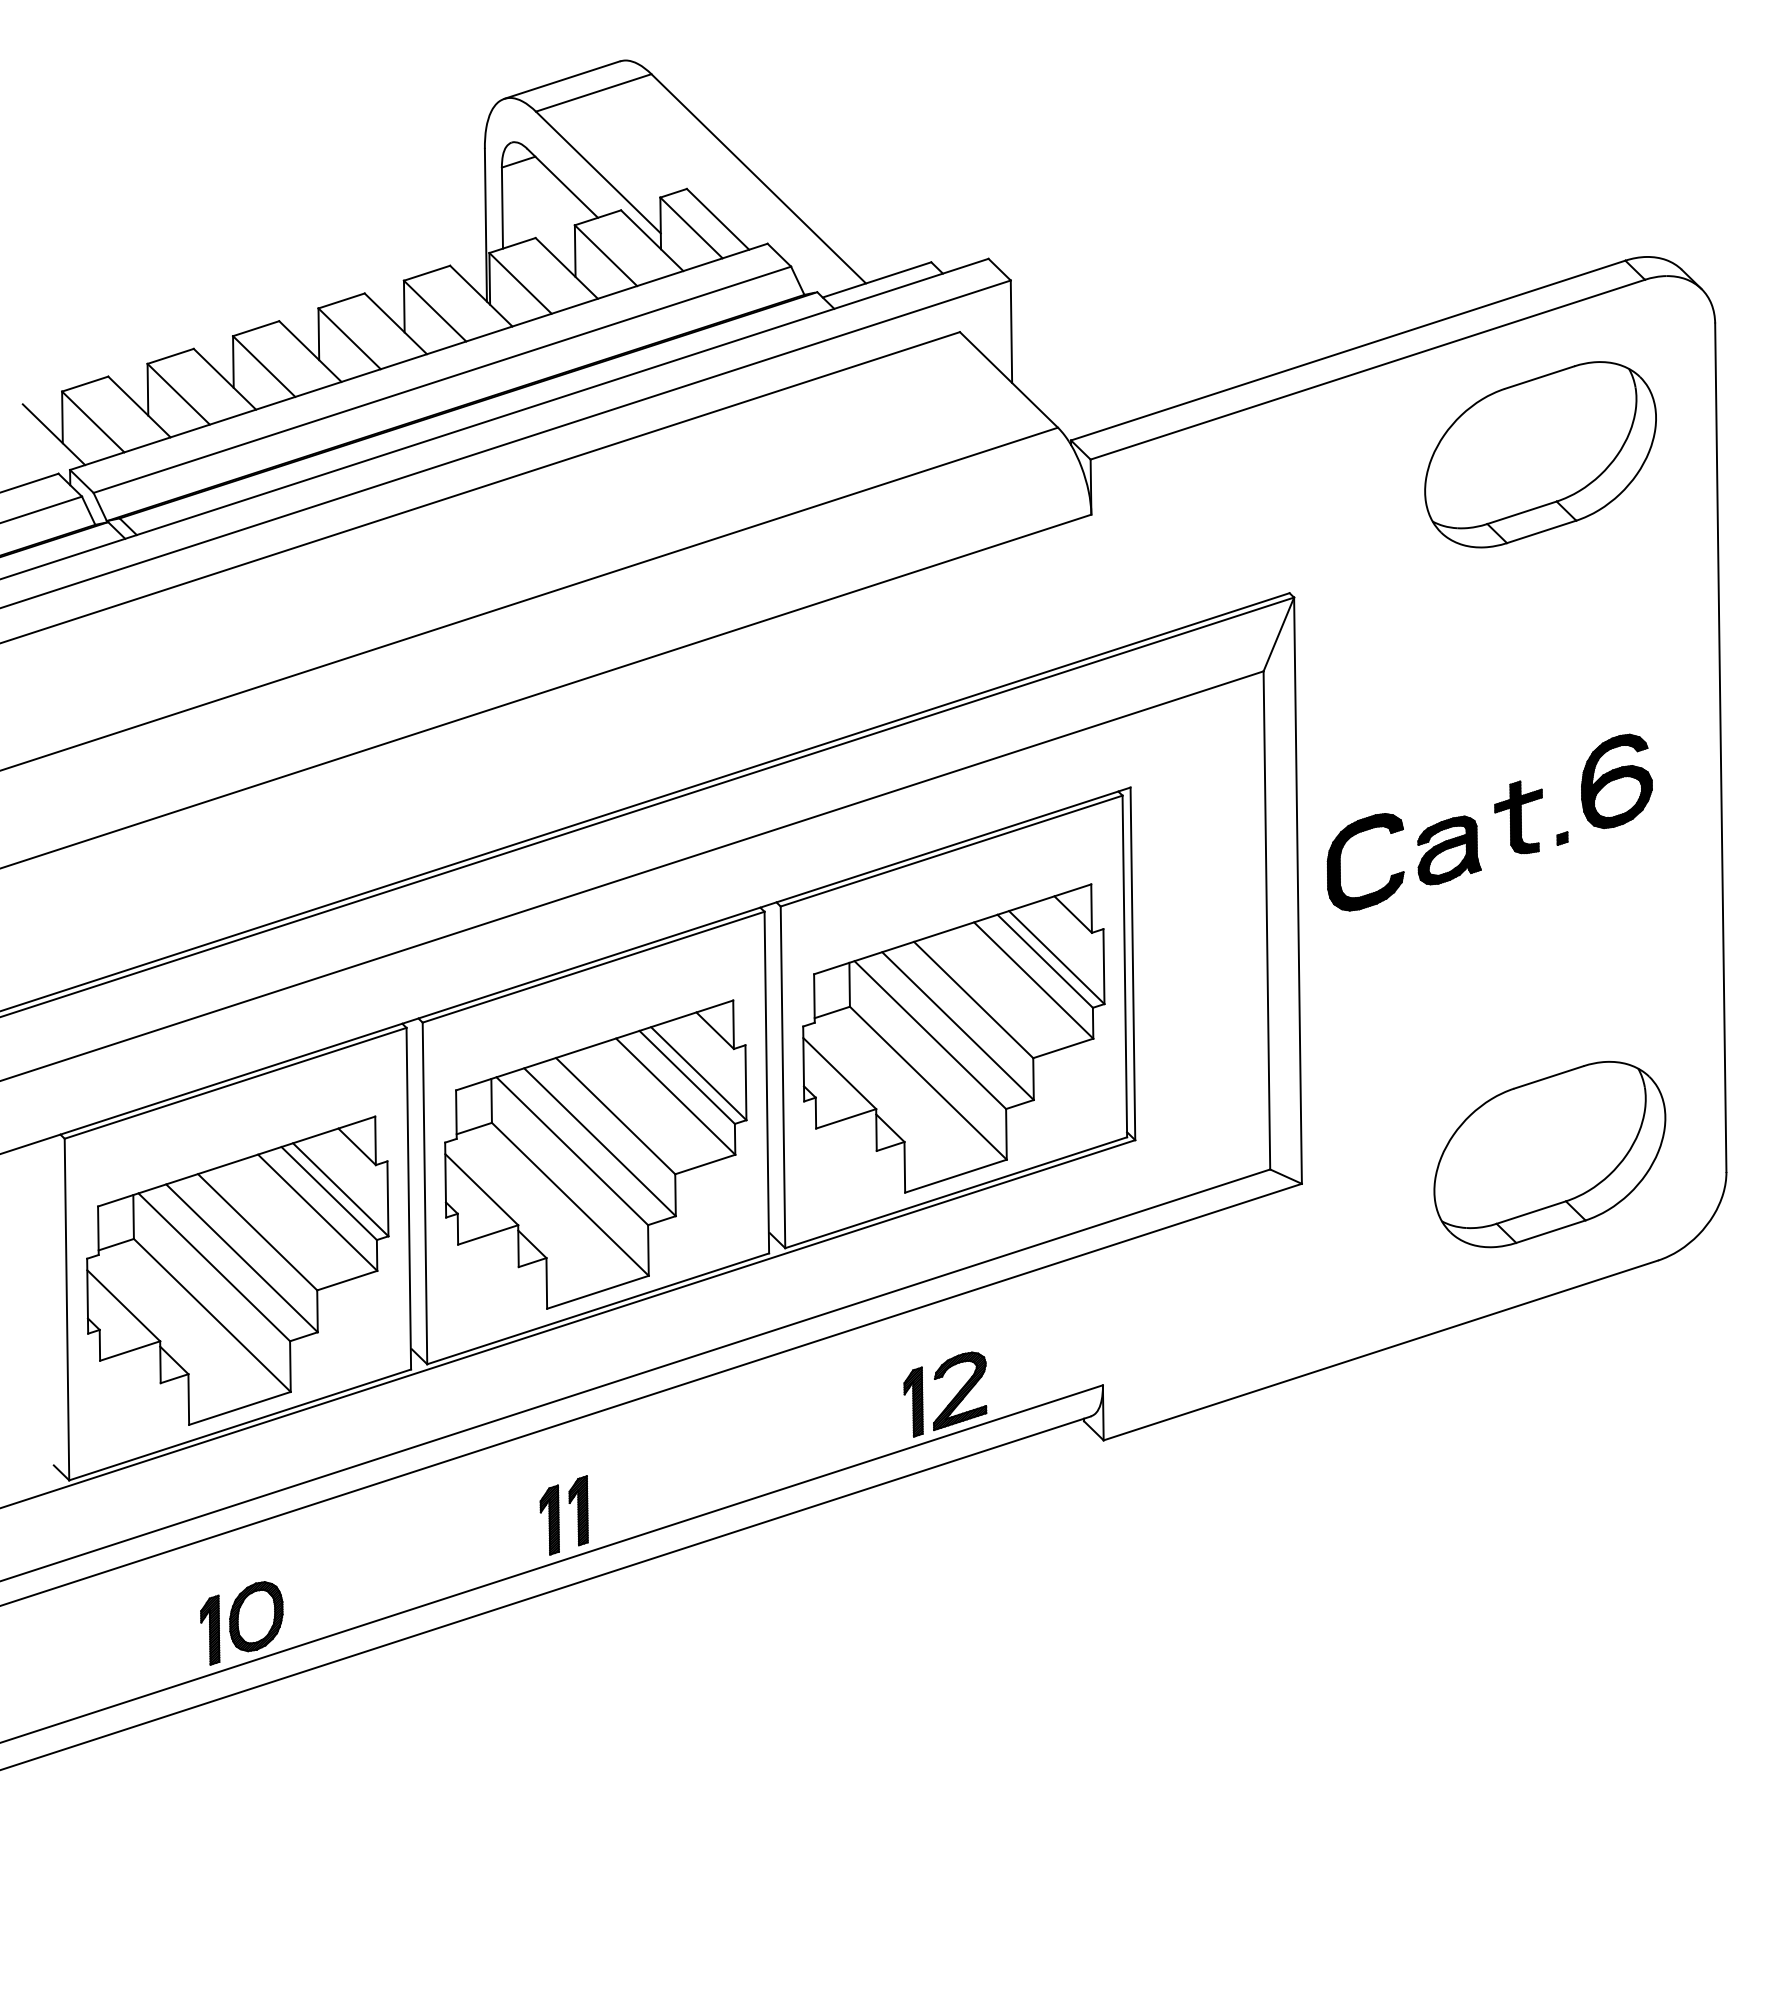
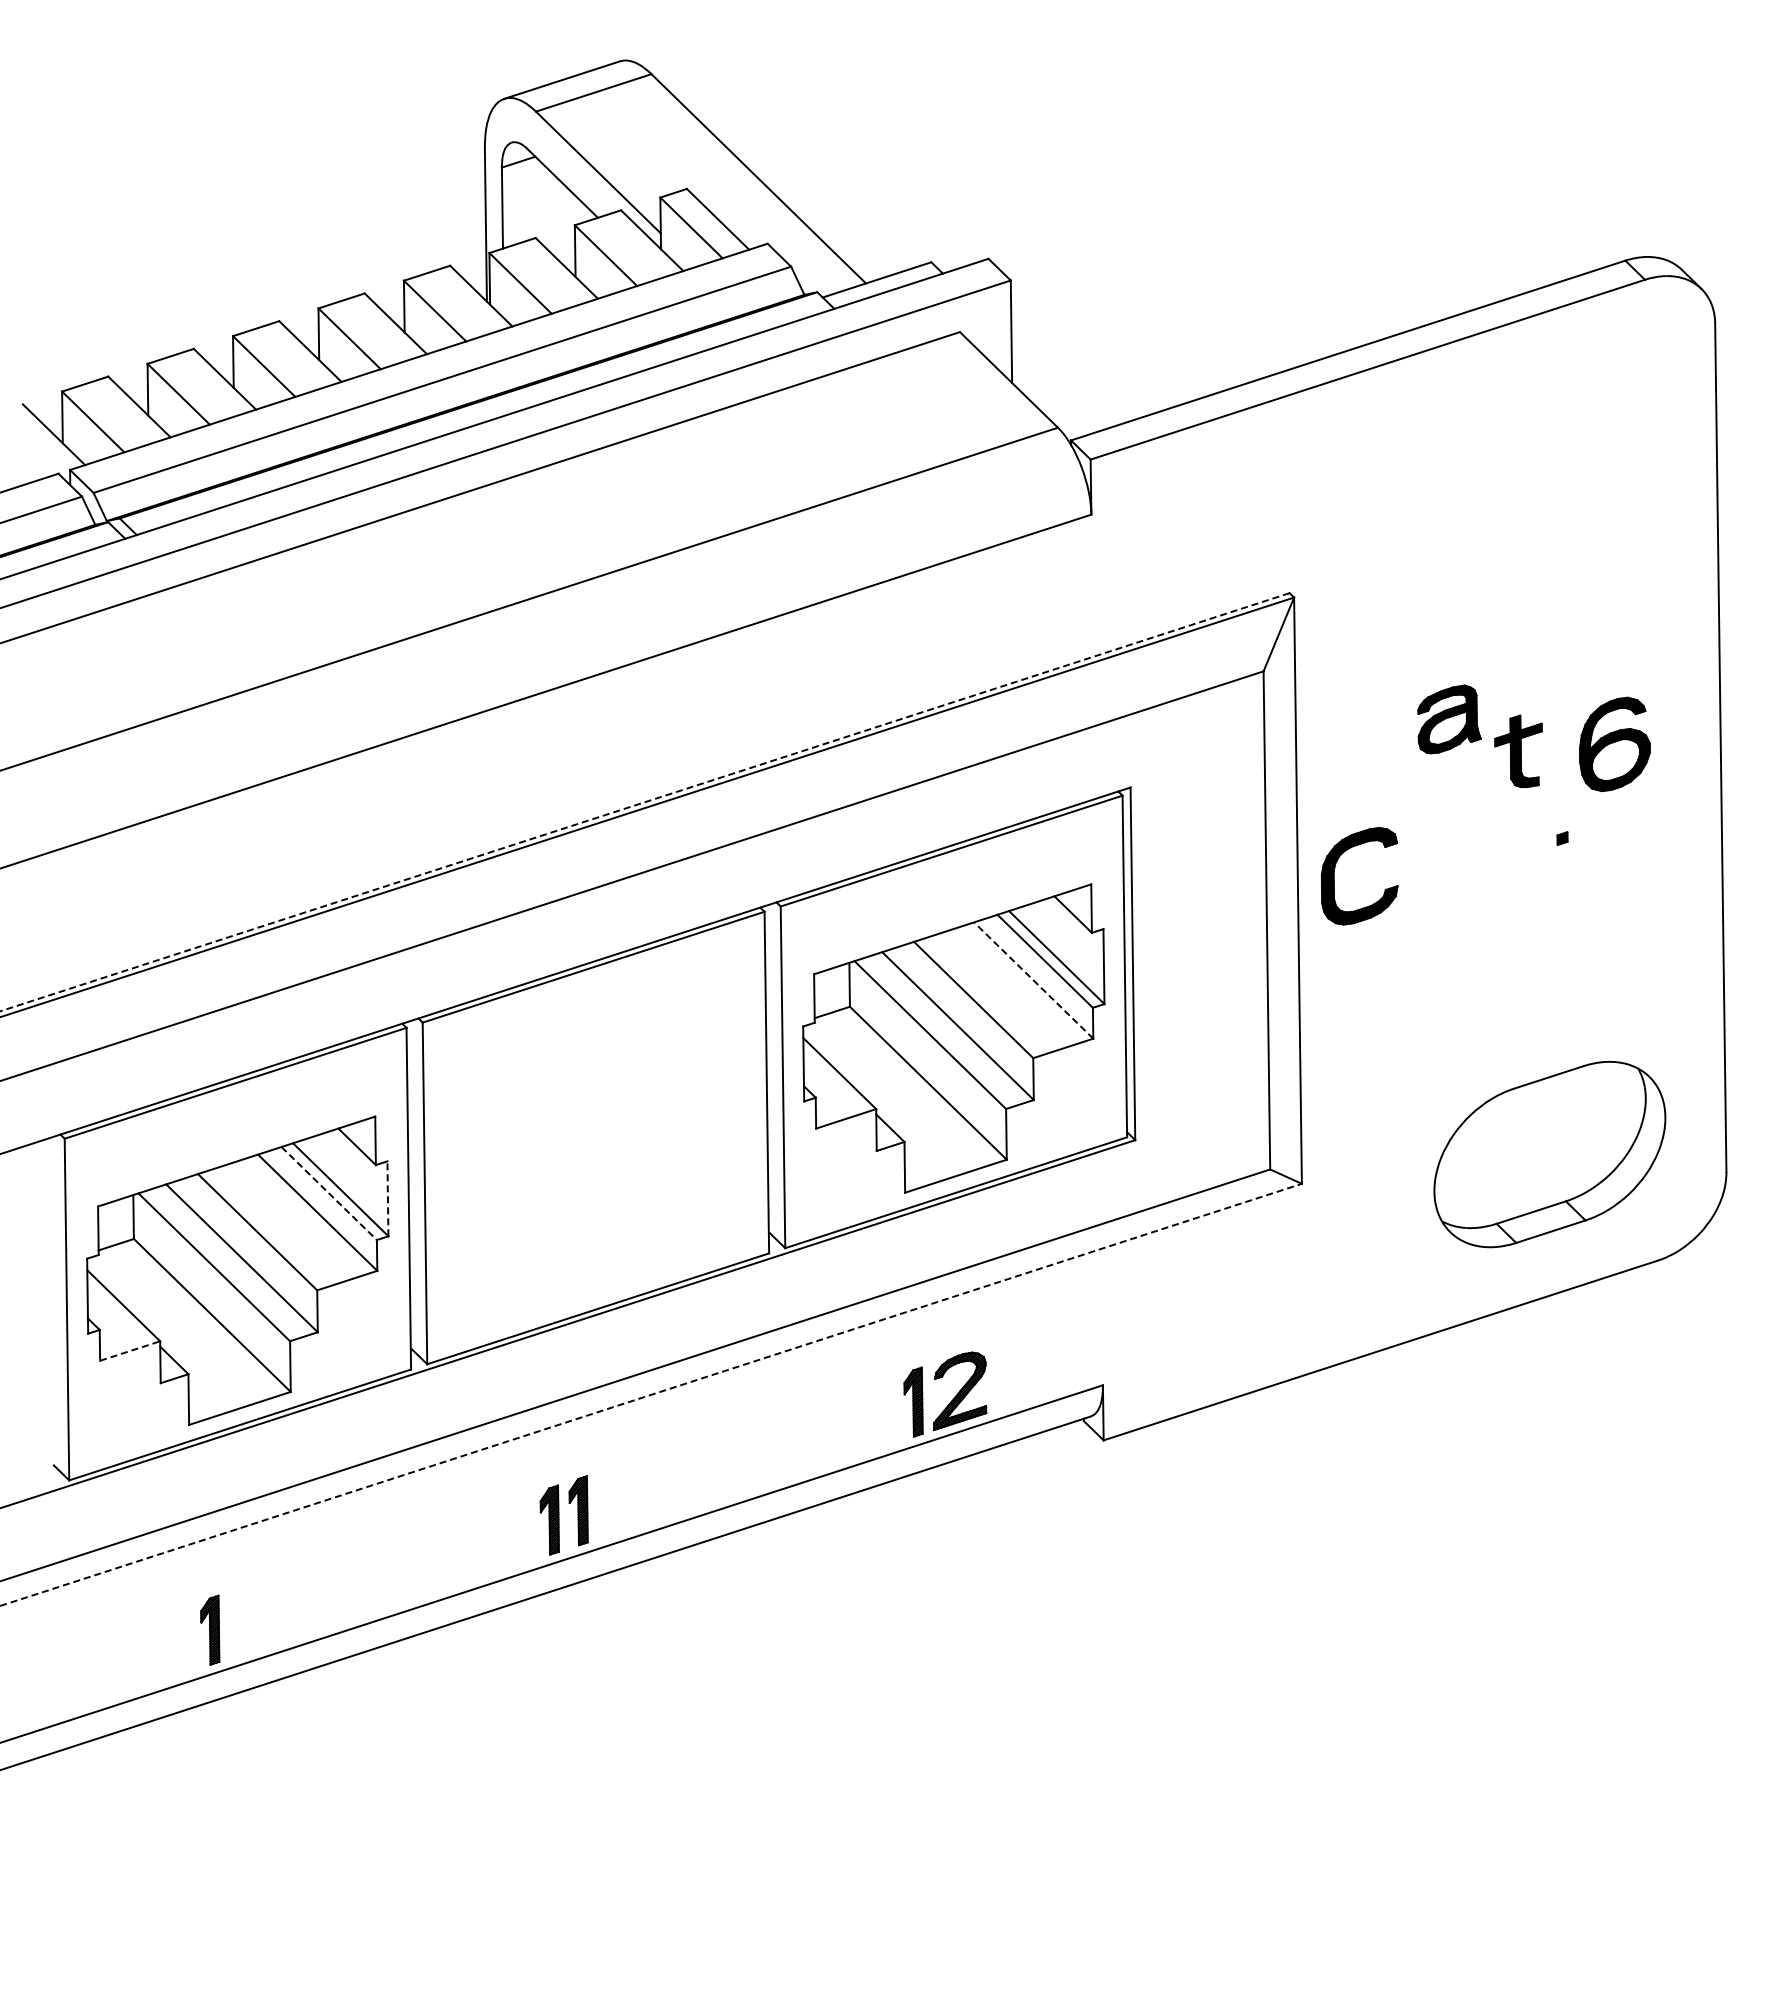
part: present -> none (1540, 454)
part position: (1616, 781) -> (1614, 744) (1614, 744)
line: solid -> dashed (644, 802)
part position: (1518, 817) -> (1518, 751) (1518, 751)
part position: (1449, 850) -> (1449, 719) (1449, 719)
part position: (1340, 862) -> (1334, 876) (1334, 876)
line: solid -> dashed (1033, 980)
part: present -> none (595, 1154)
line: solid -> dashed (329, 1193)
line: solid -> dashed (387, 1198)
line: solid -> dashed (130, 1351)
line: solid -> dashed (651, 1394)
part: present -> none (256, 1616)
